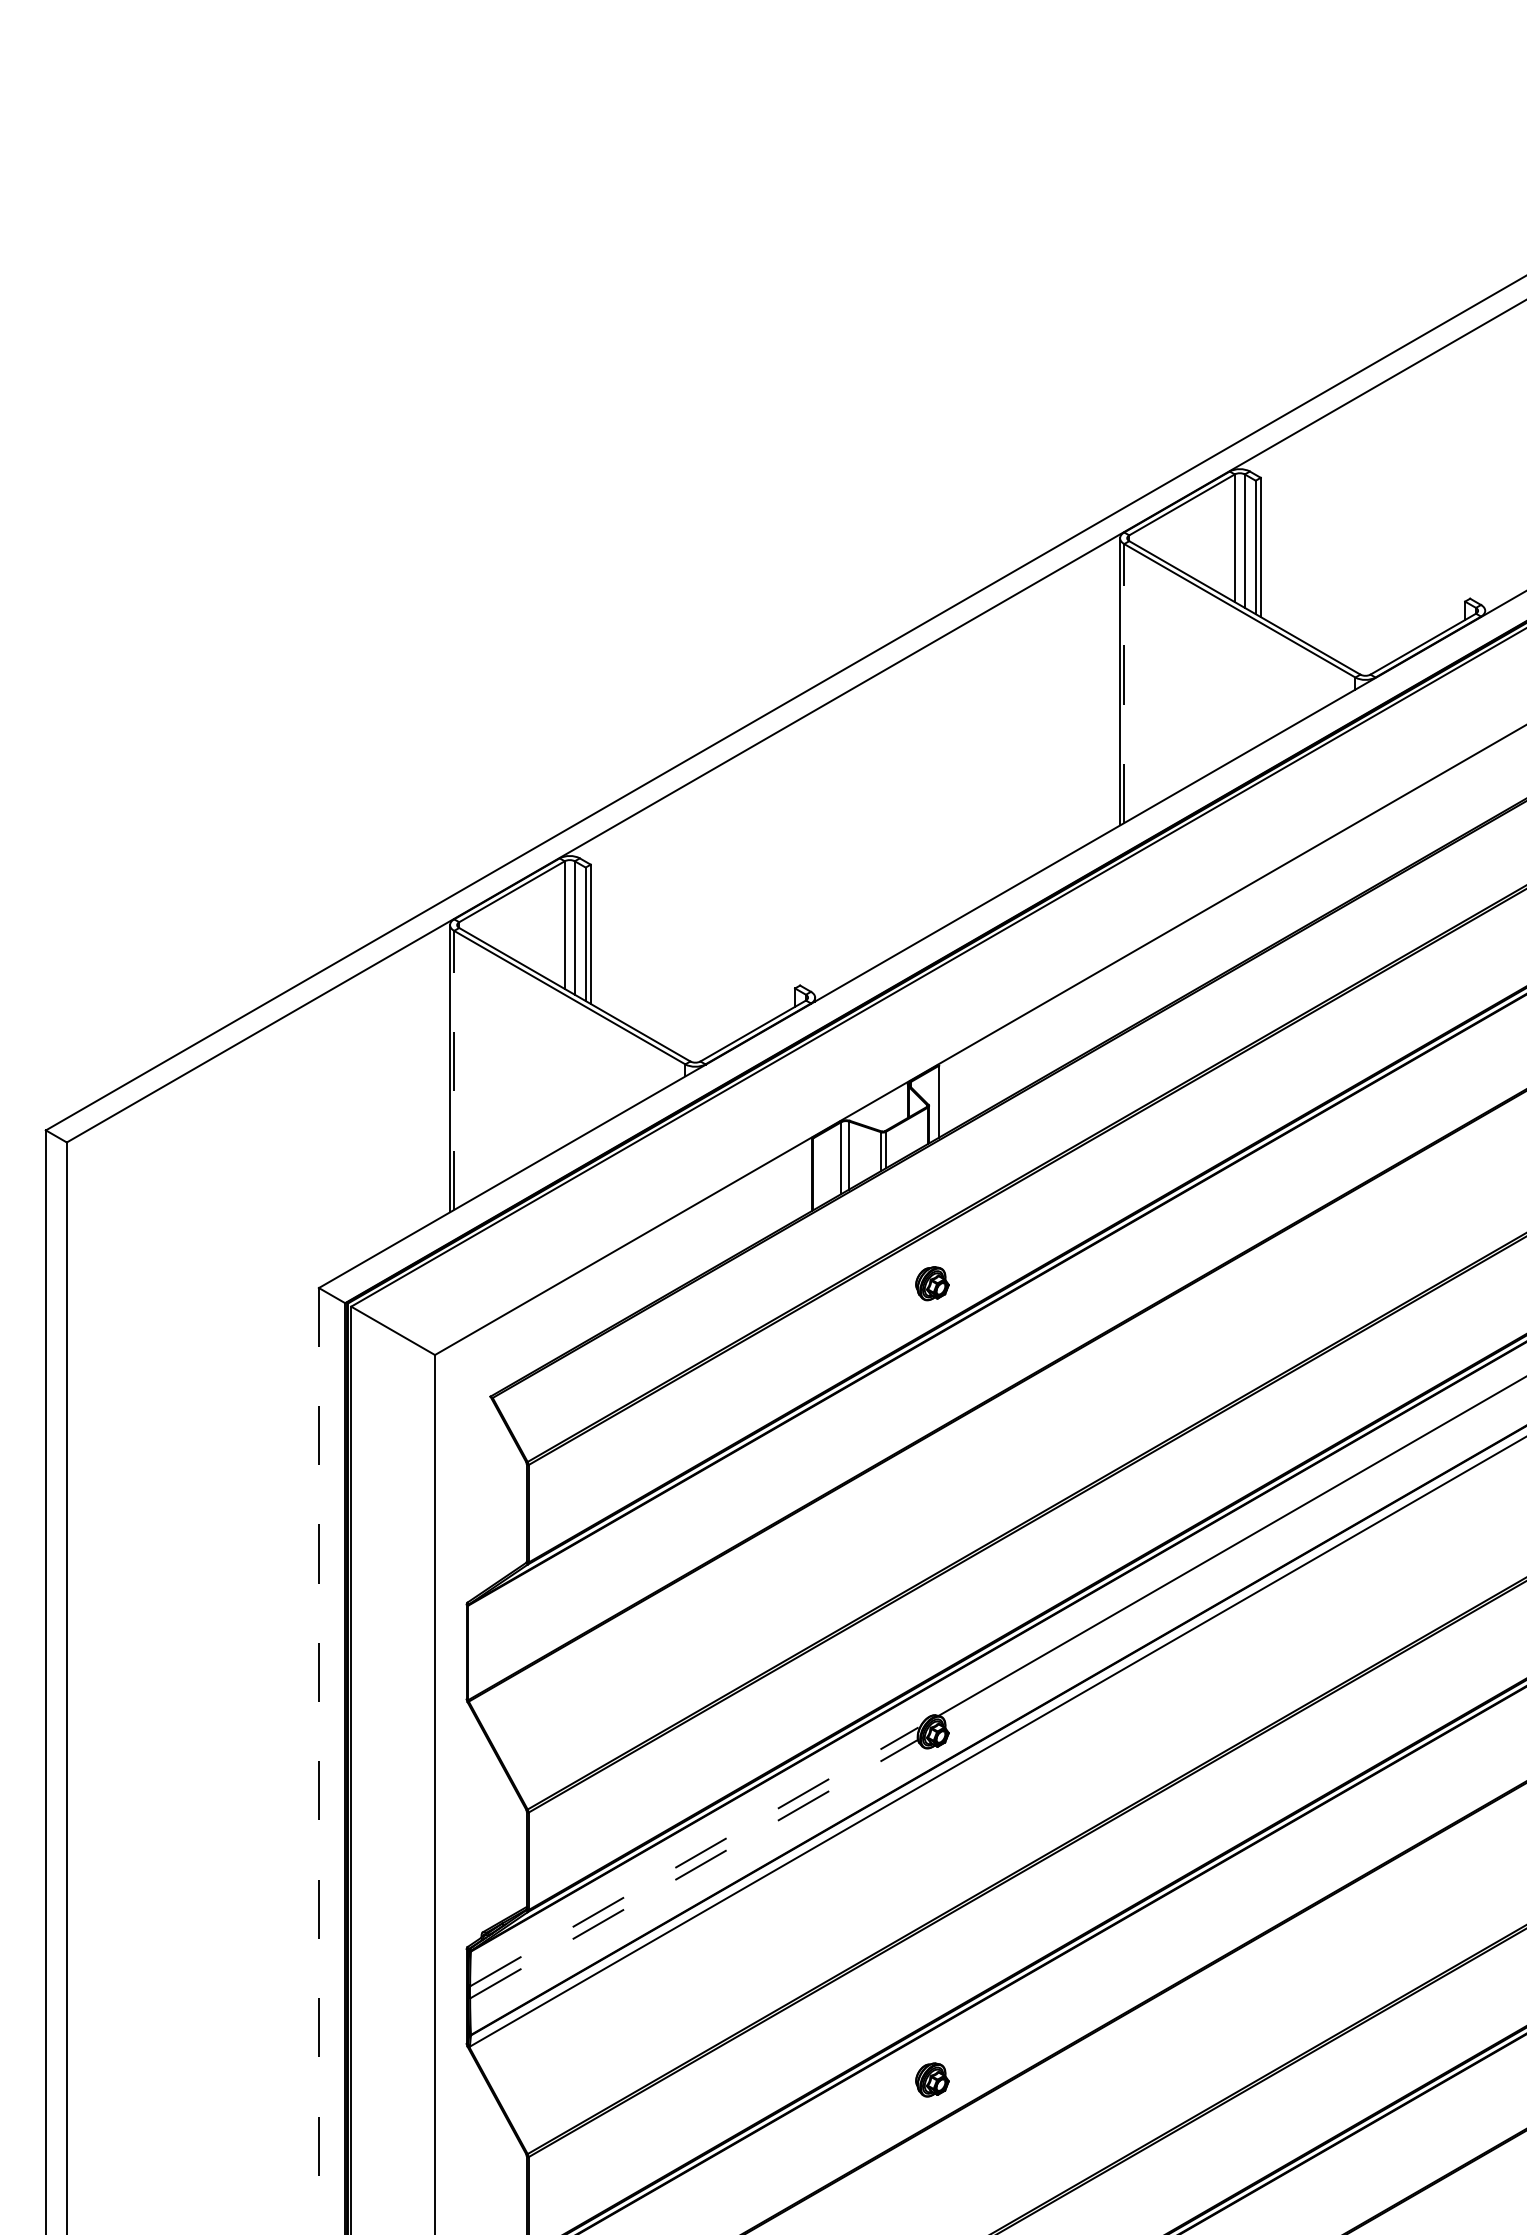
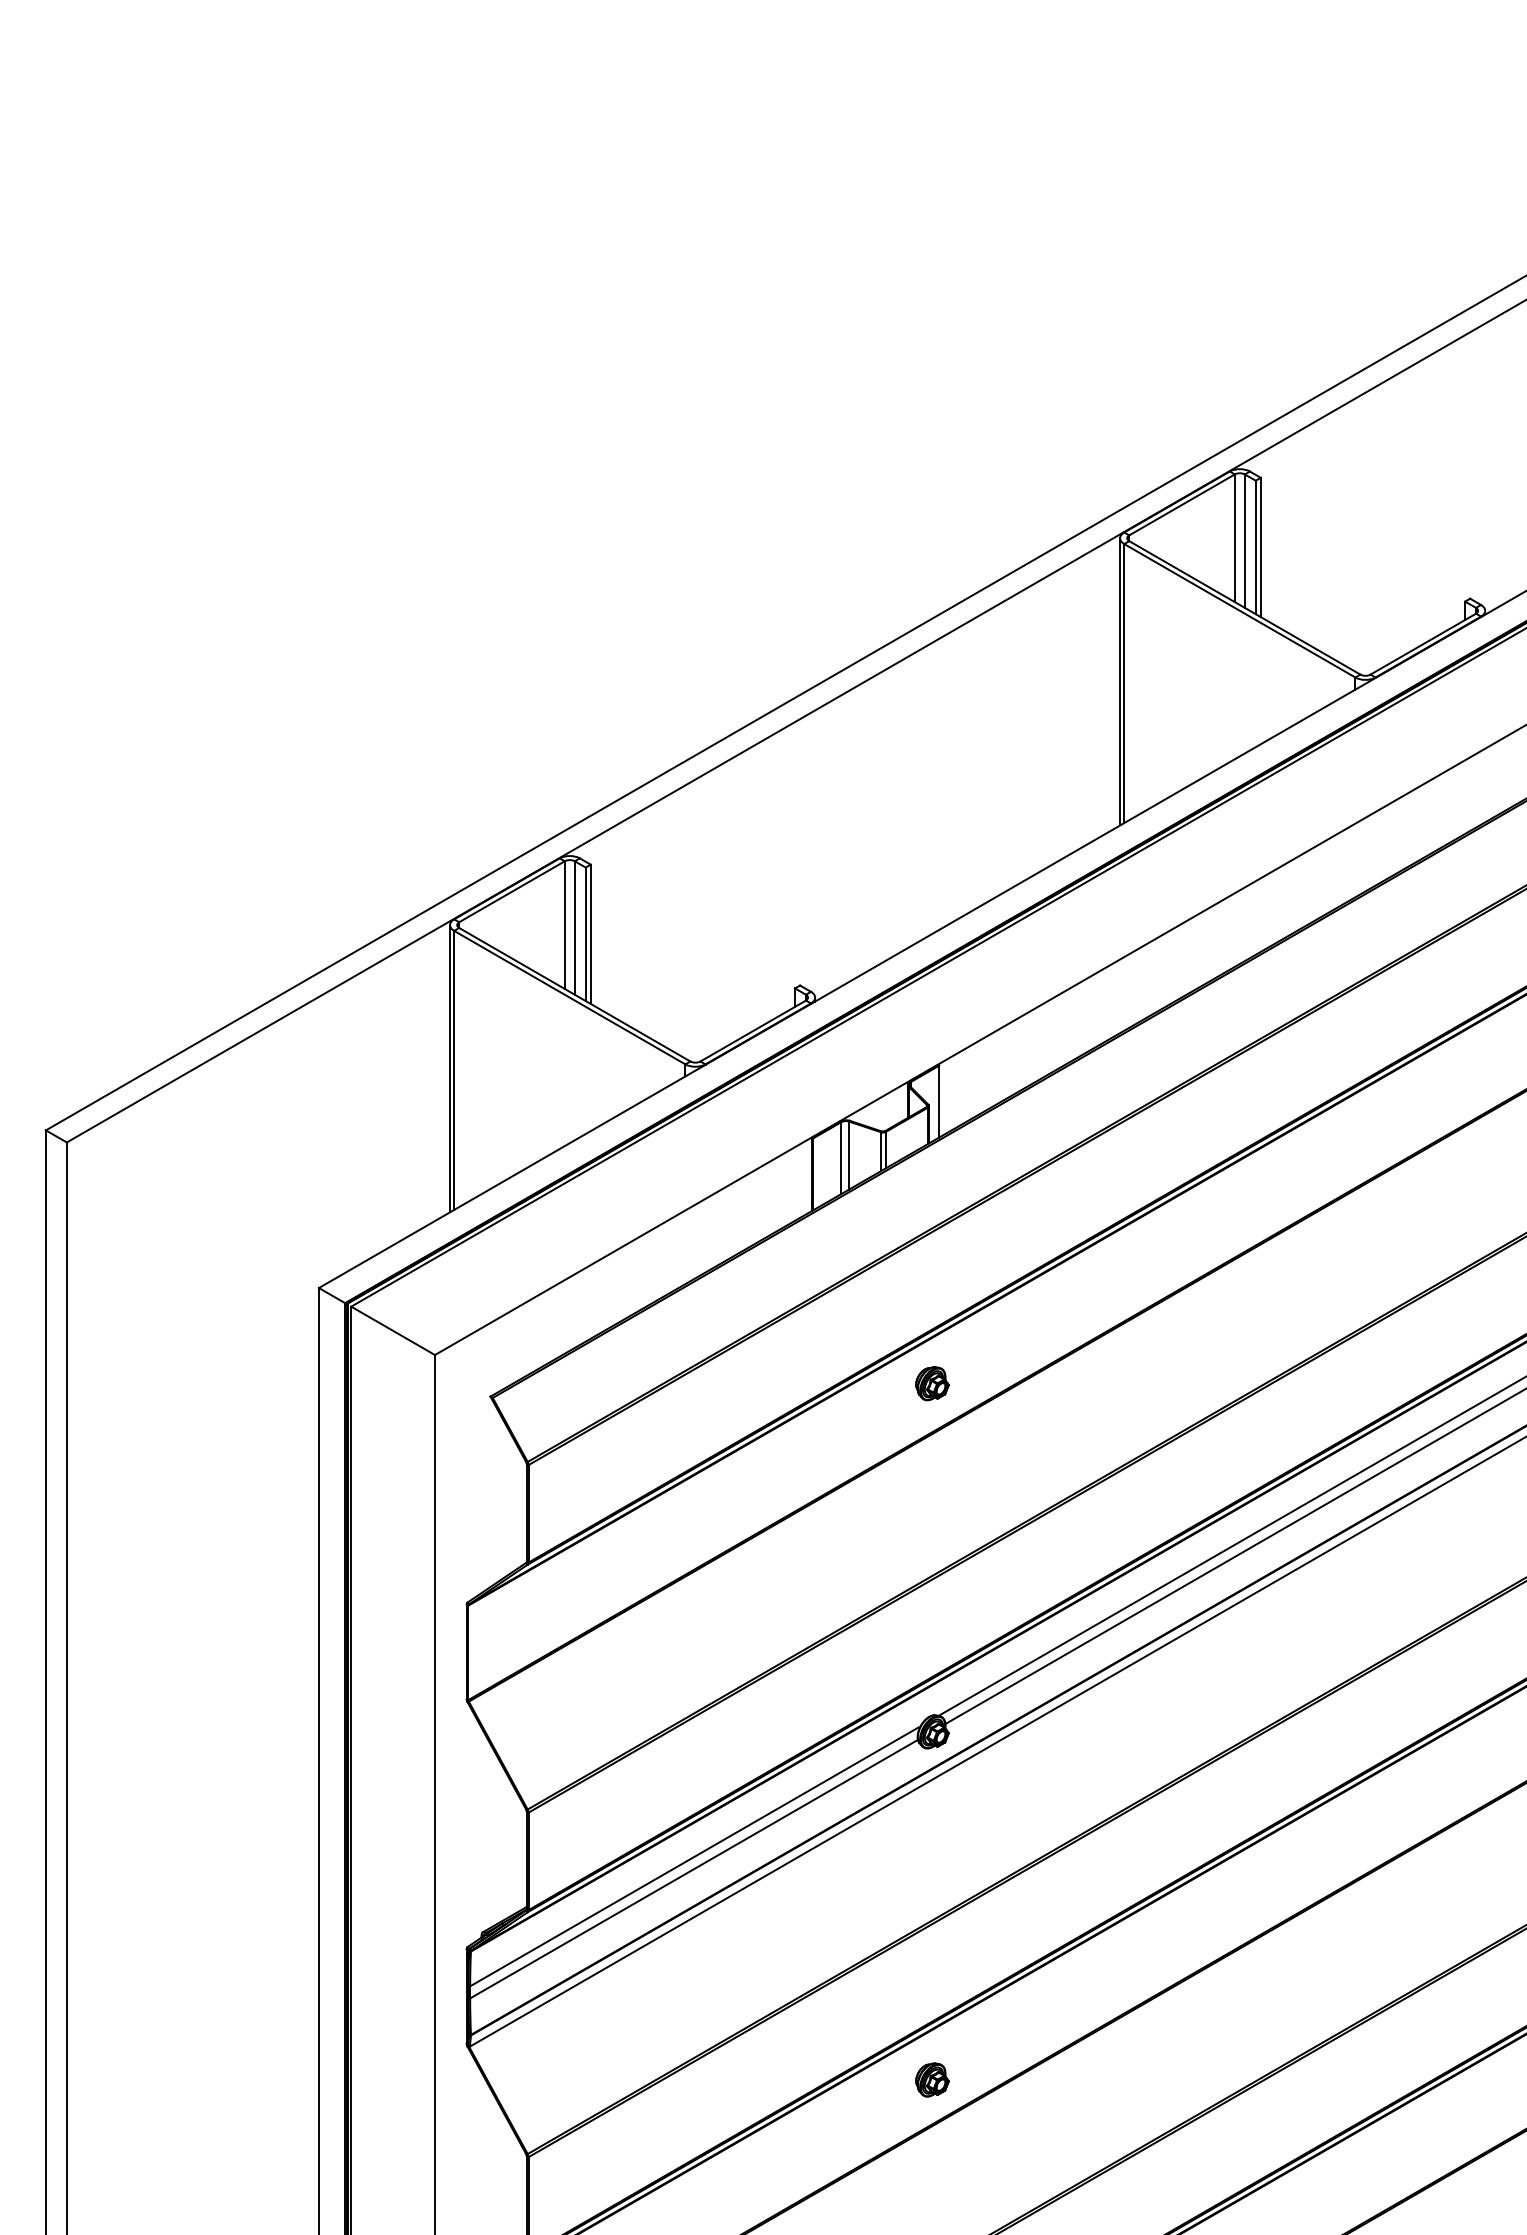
line: dashed -> solid (1124, 683)
line: dashed -> solid (454, 1070)
part position: (932, 1283) -> (932, 1383) (932, 1383)
line: none -> present (1234, 1557)
line: dashed -> solid (318, 1760)
line: dashed -> solid (694, 1856)
line: dashed -> solid (694, 1869)
